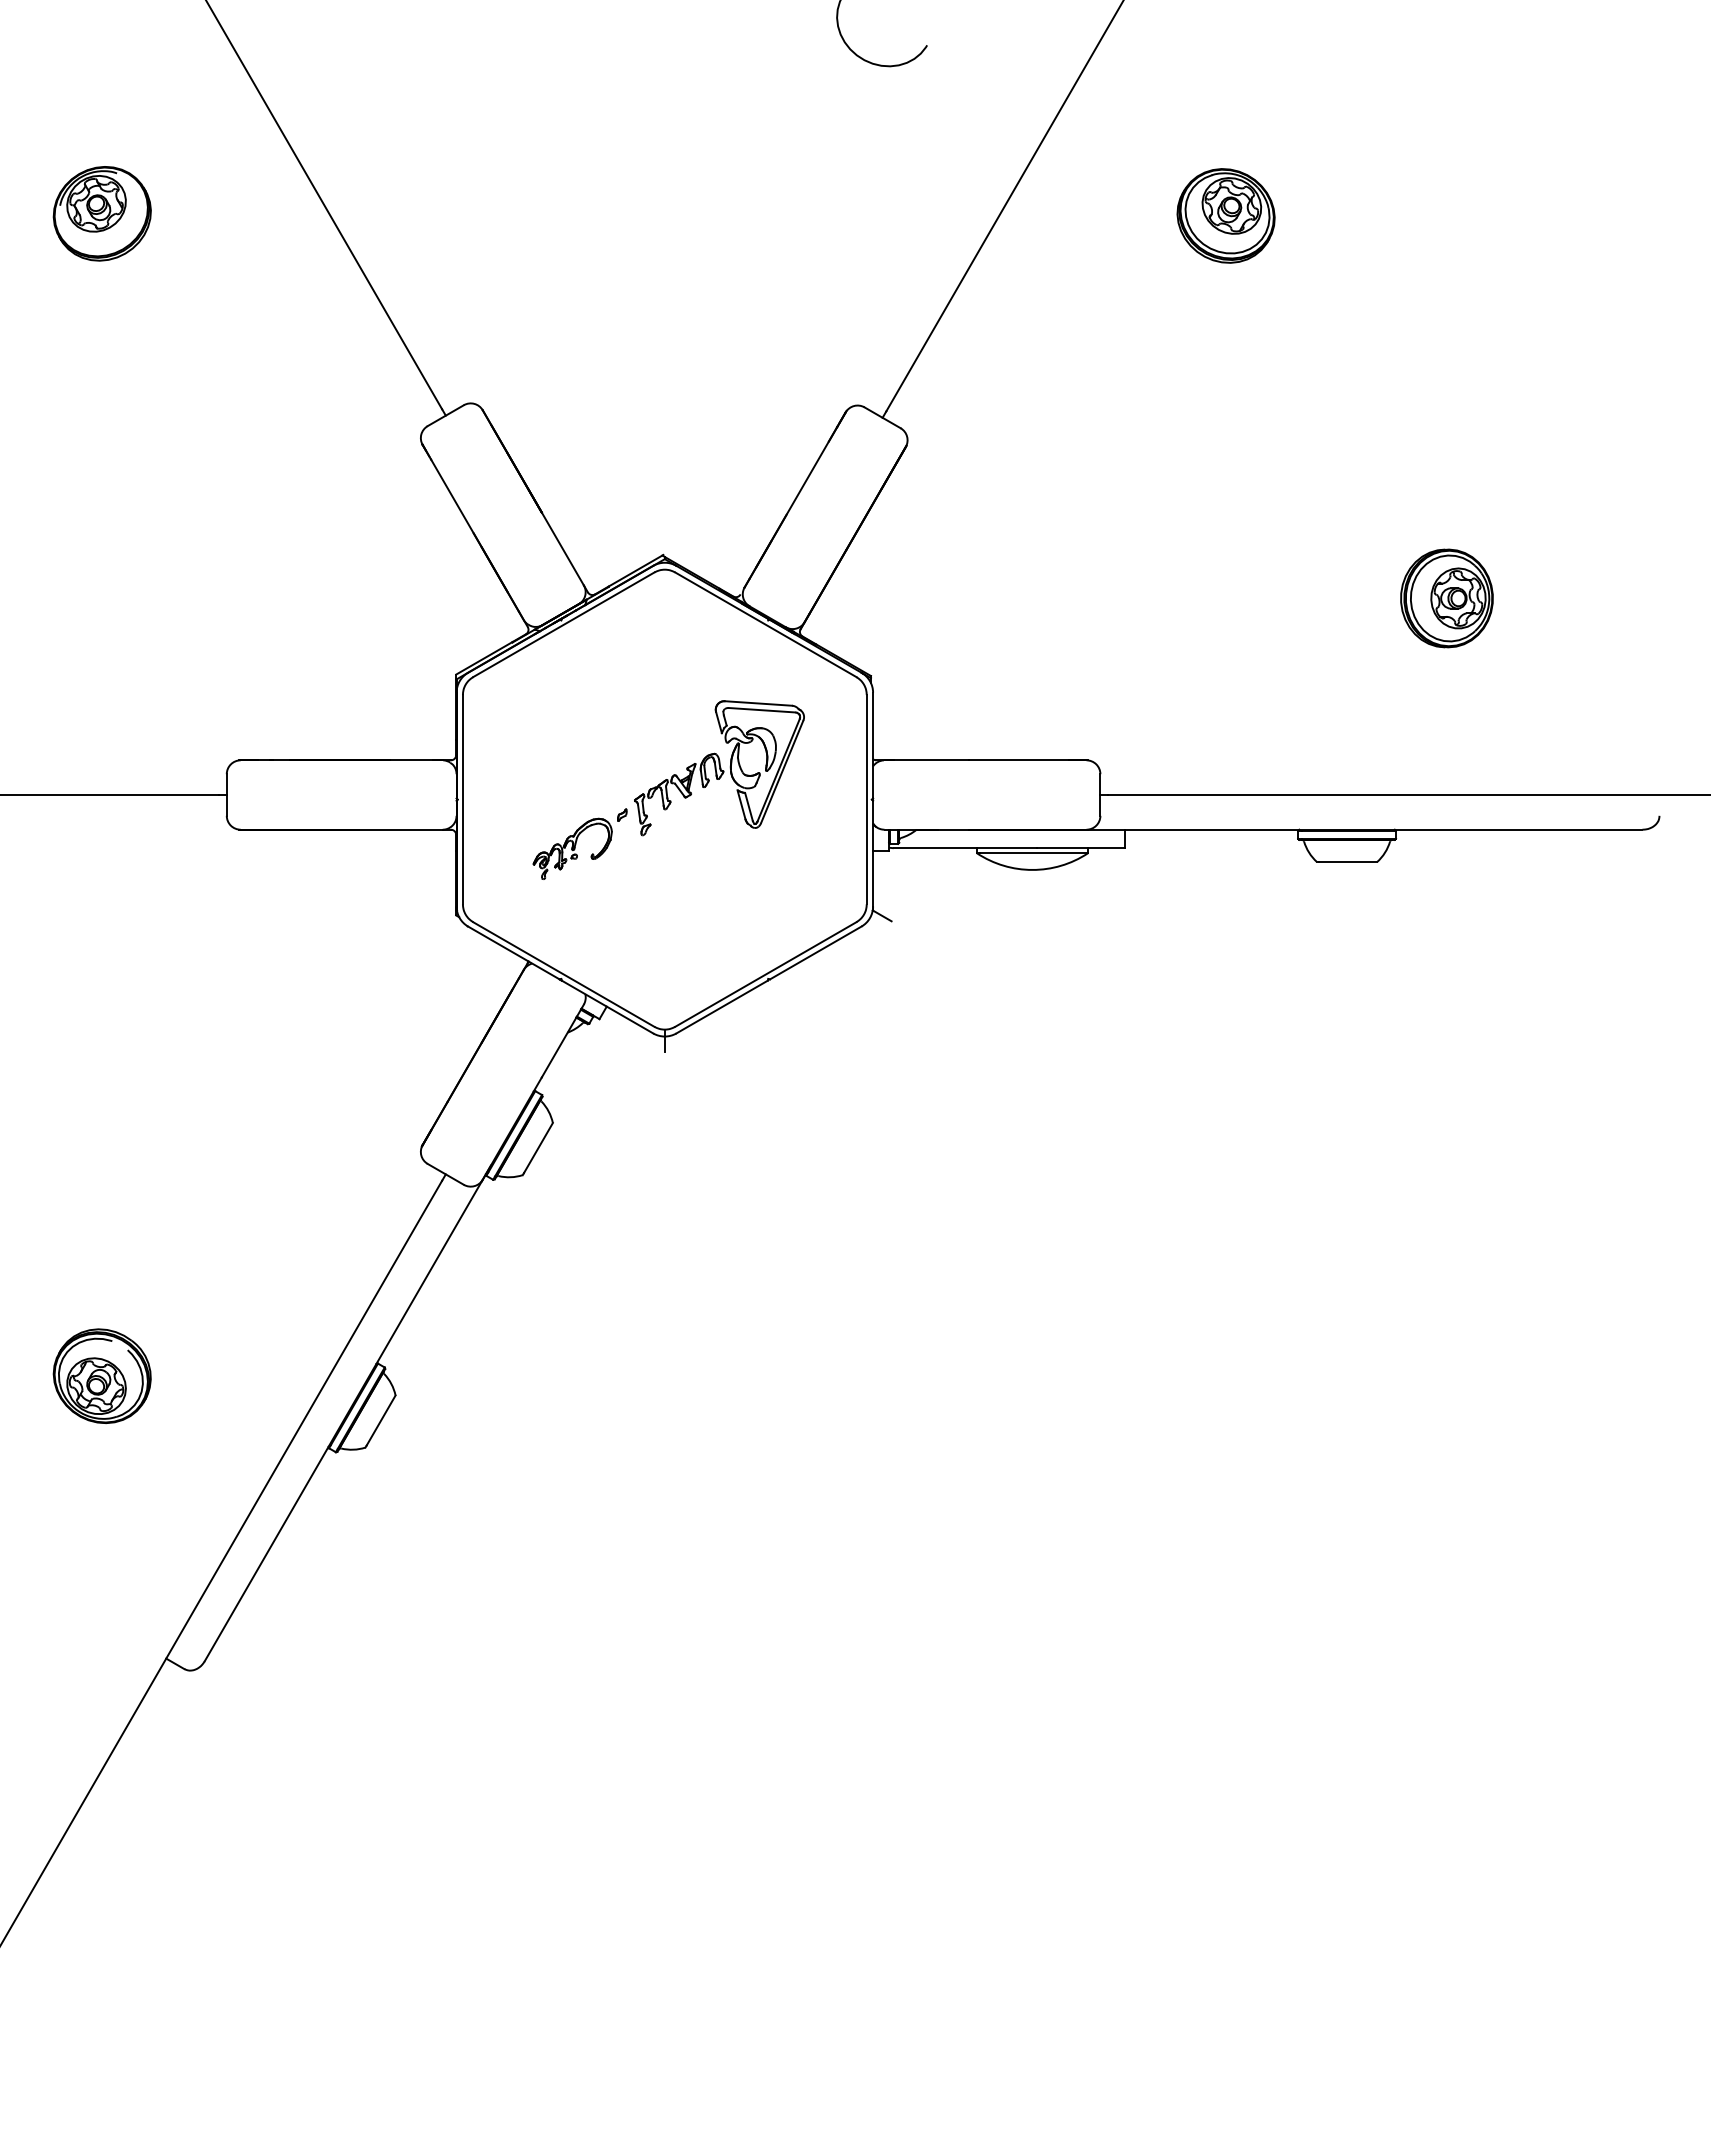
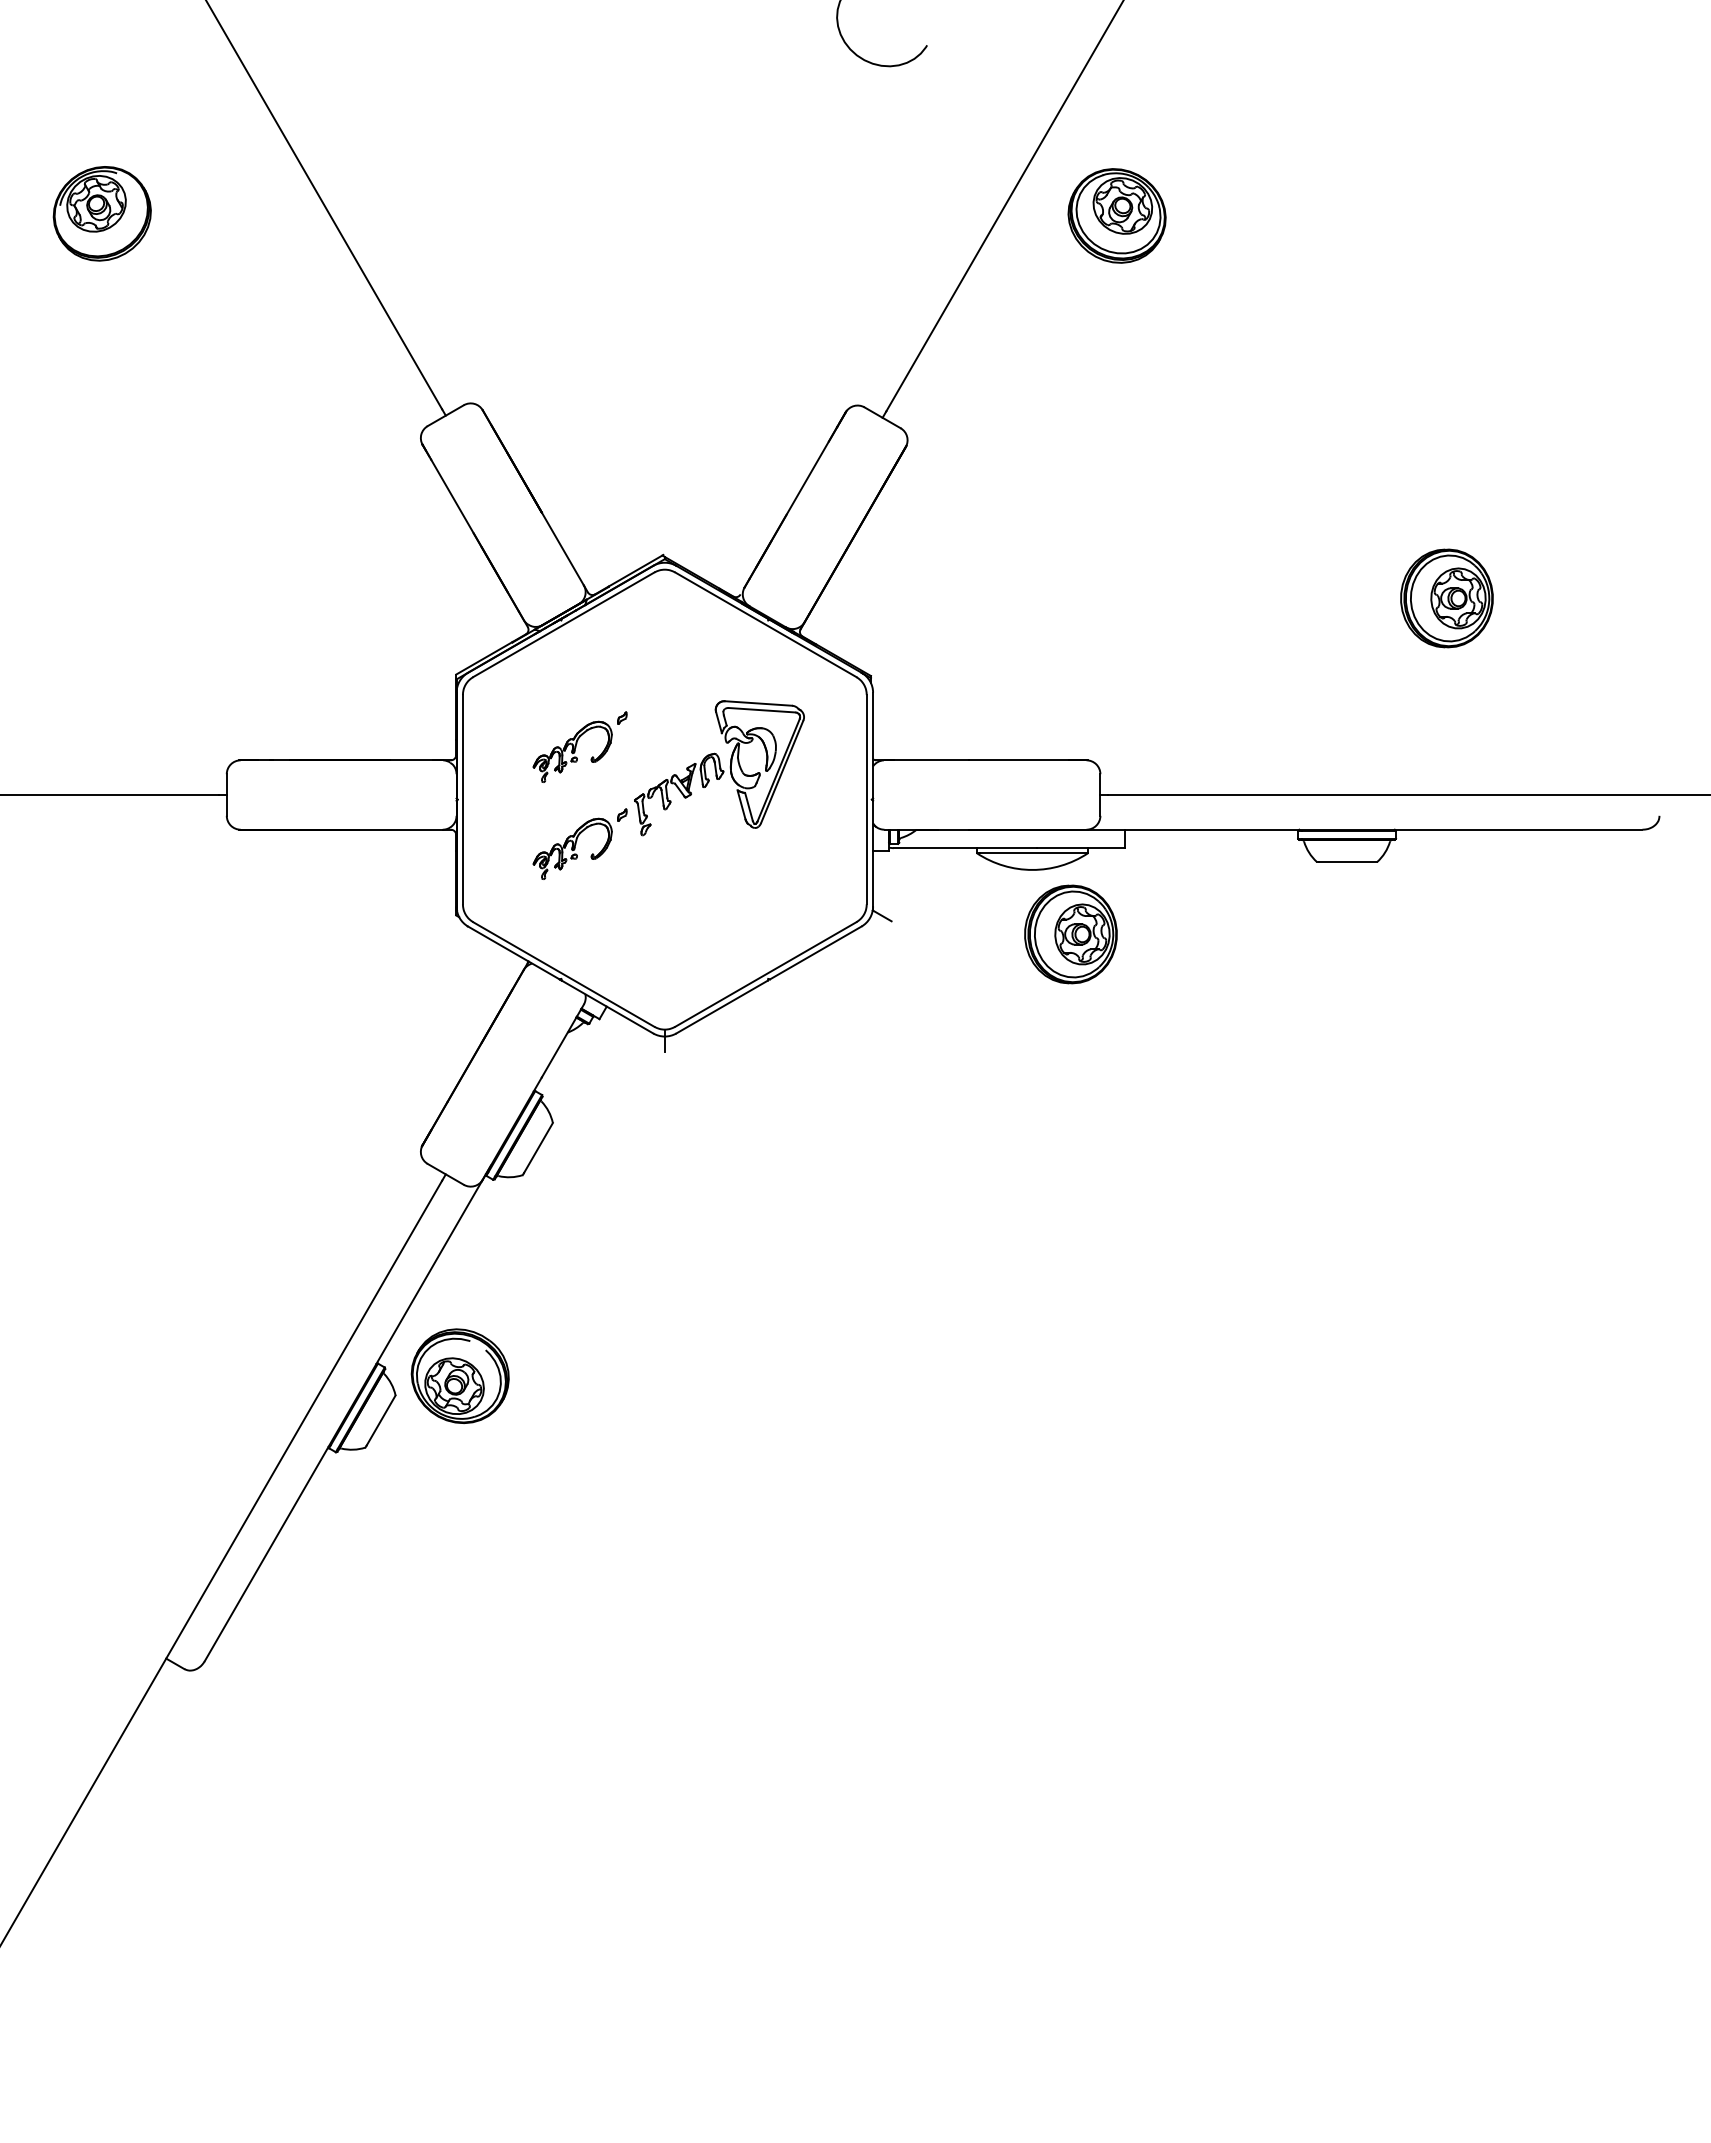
part position: (1225, 215) -> (1116, 215) (1116, 215)
part: none -> present (579, 746)
part: none -> present (1070, 934)
part position: (101, 1375) -> (459, 1375) (459, 1375)
